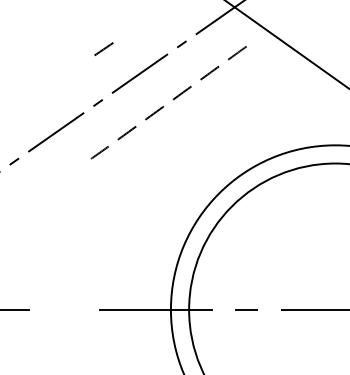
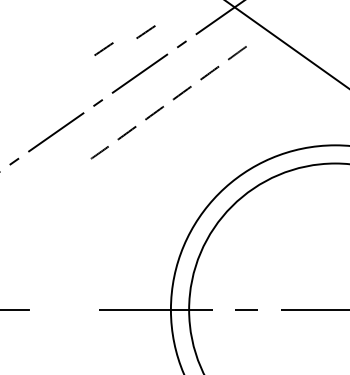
line: none -> present (145, 31)
